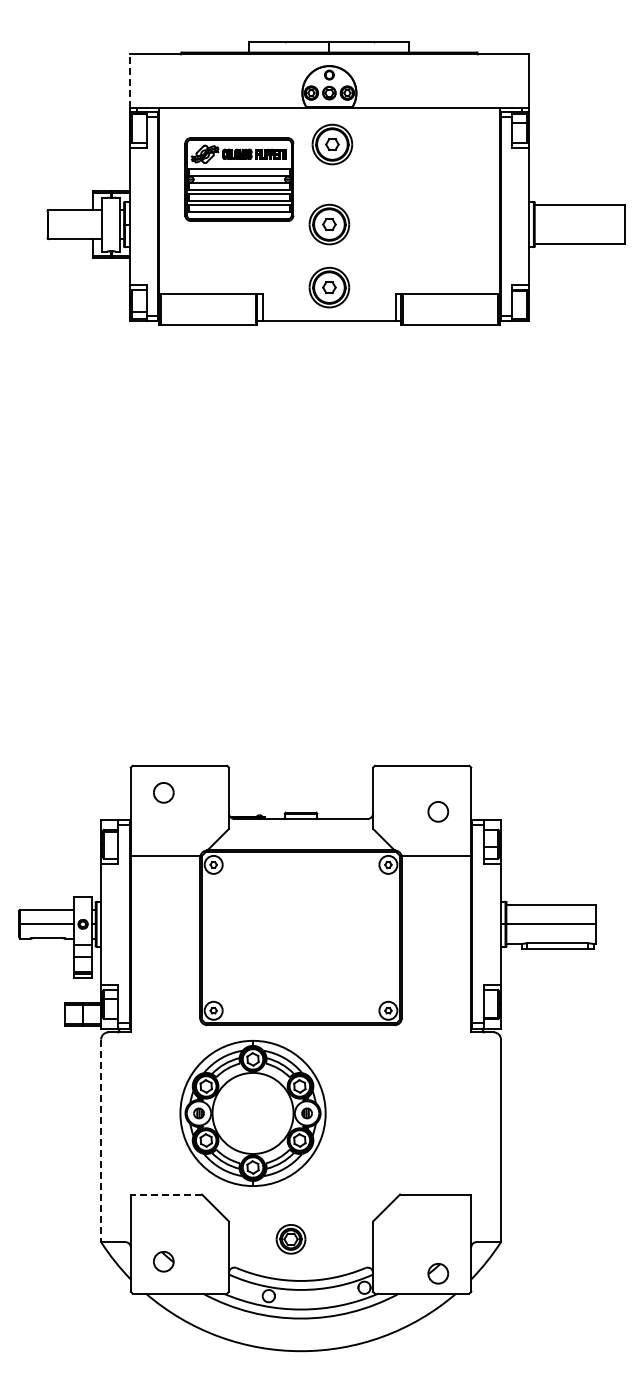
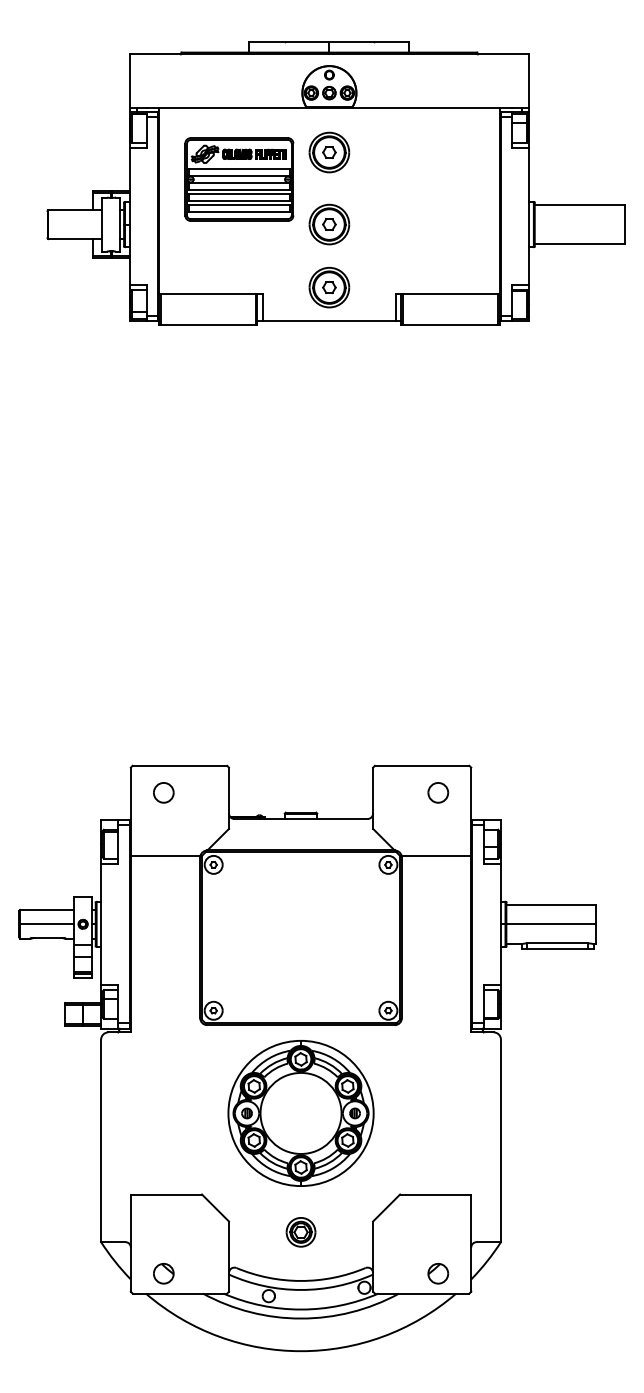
line: dashed -> solid (129, 80)
part position: (332, 144) -> (329, 152) (329, 152)
part position: (438, 811) -> (438, 792) (438, 792)
part position: (252, 1113) -> (300, 1113) (300, 1113)
line: dashed -> solid (101, 1141)
line: dashed -> solid (166, 1194)
part position: (290, 1239) -> (300, 1232) (300, 1232)
part position: (163, 1261) -> (163, 1273) (163, 1273)
